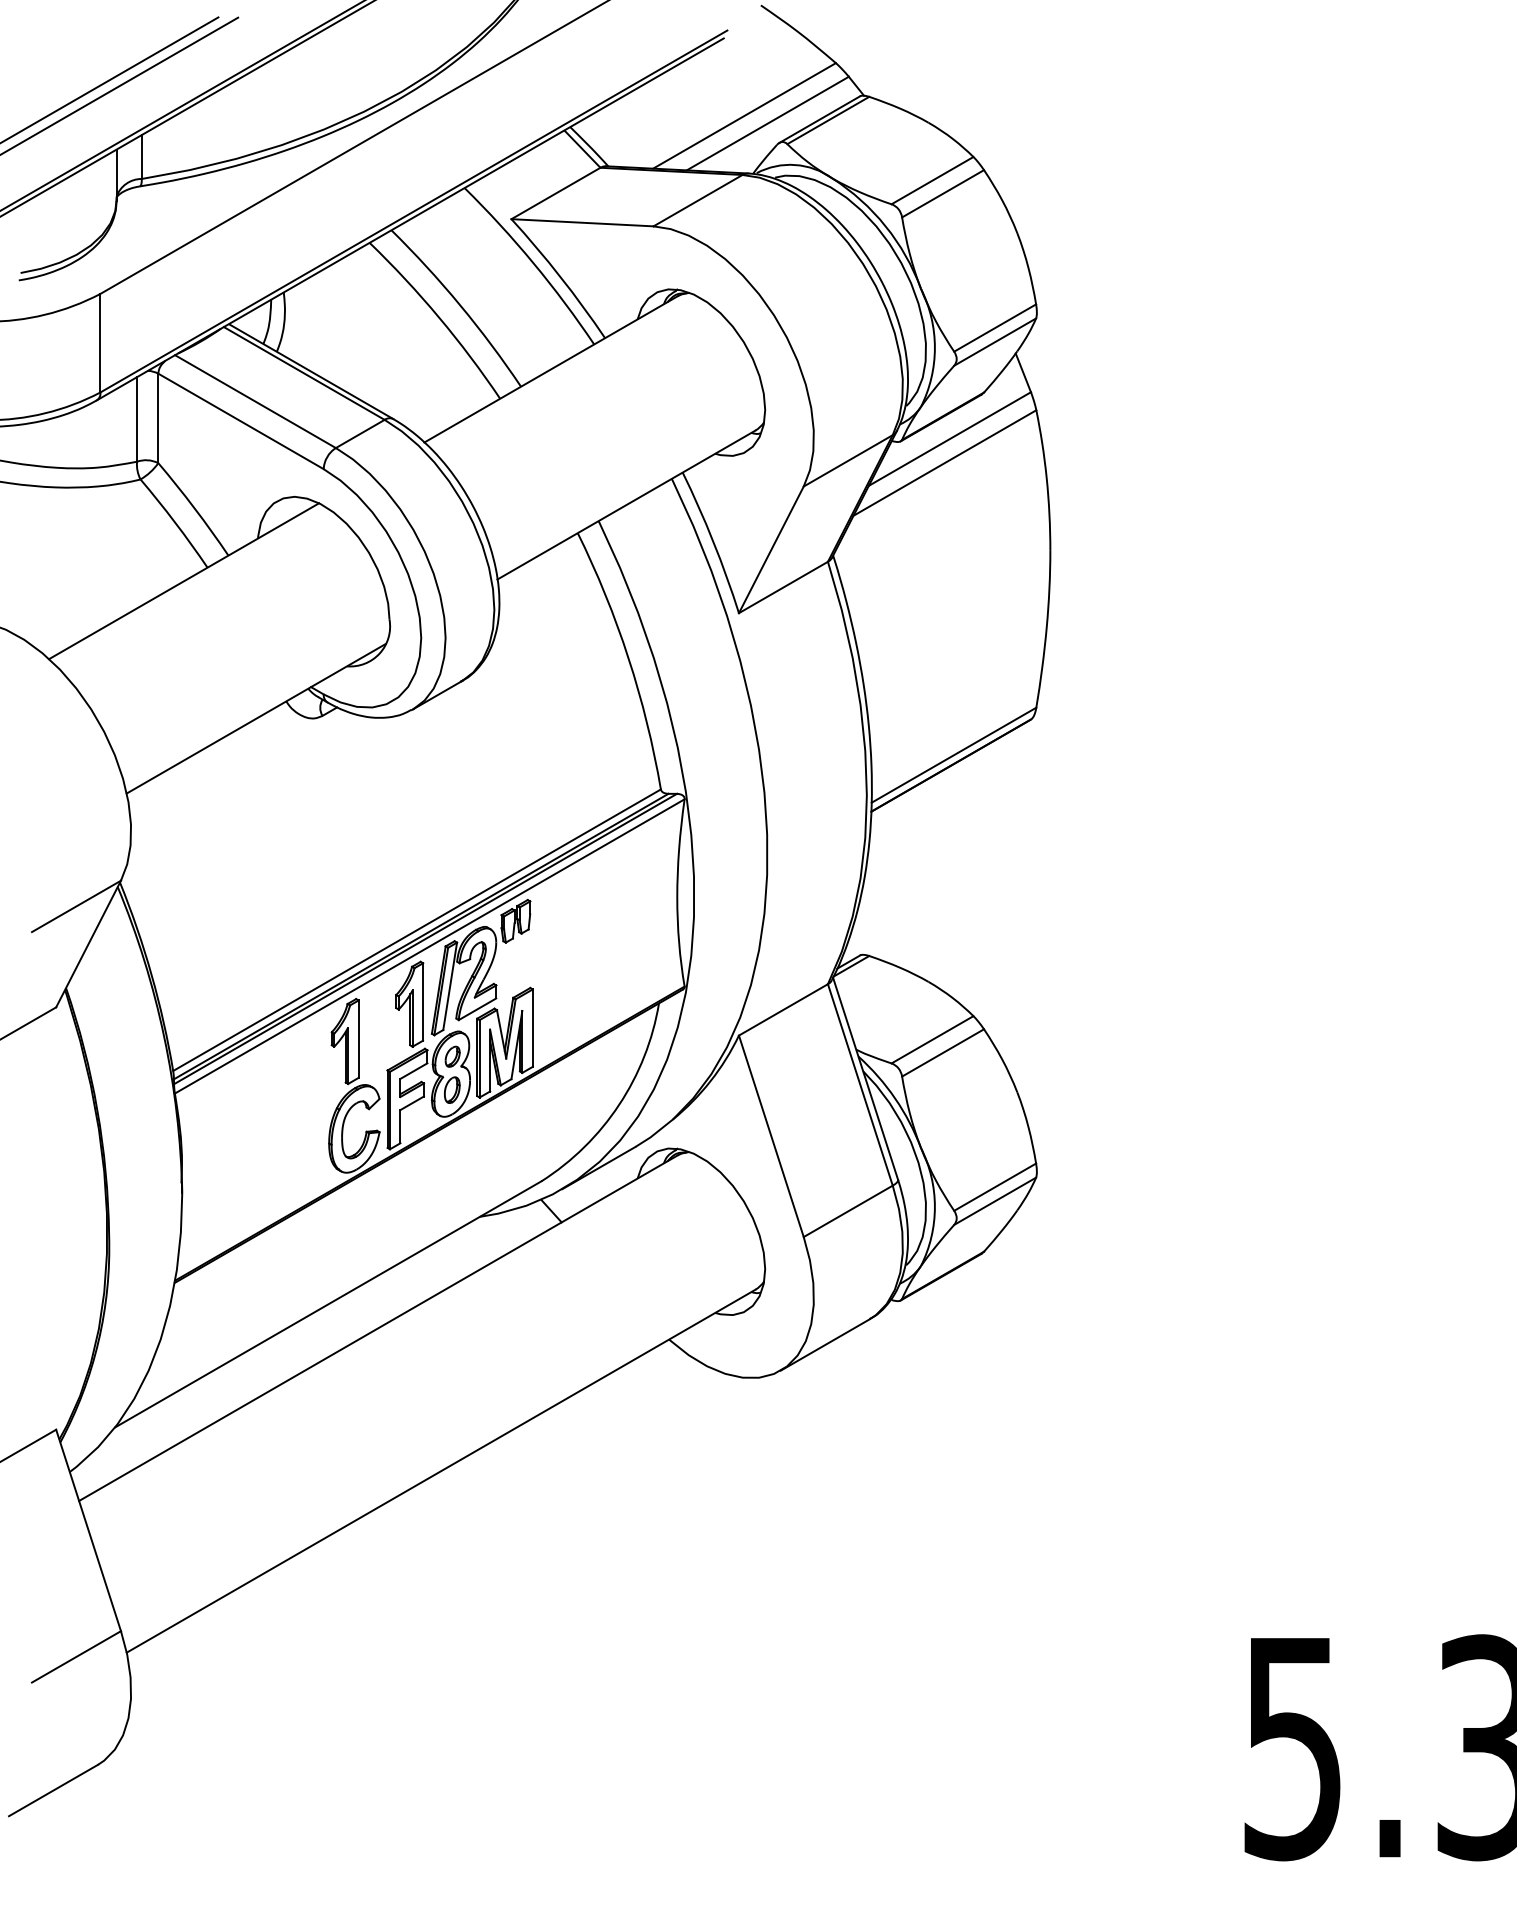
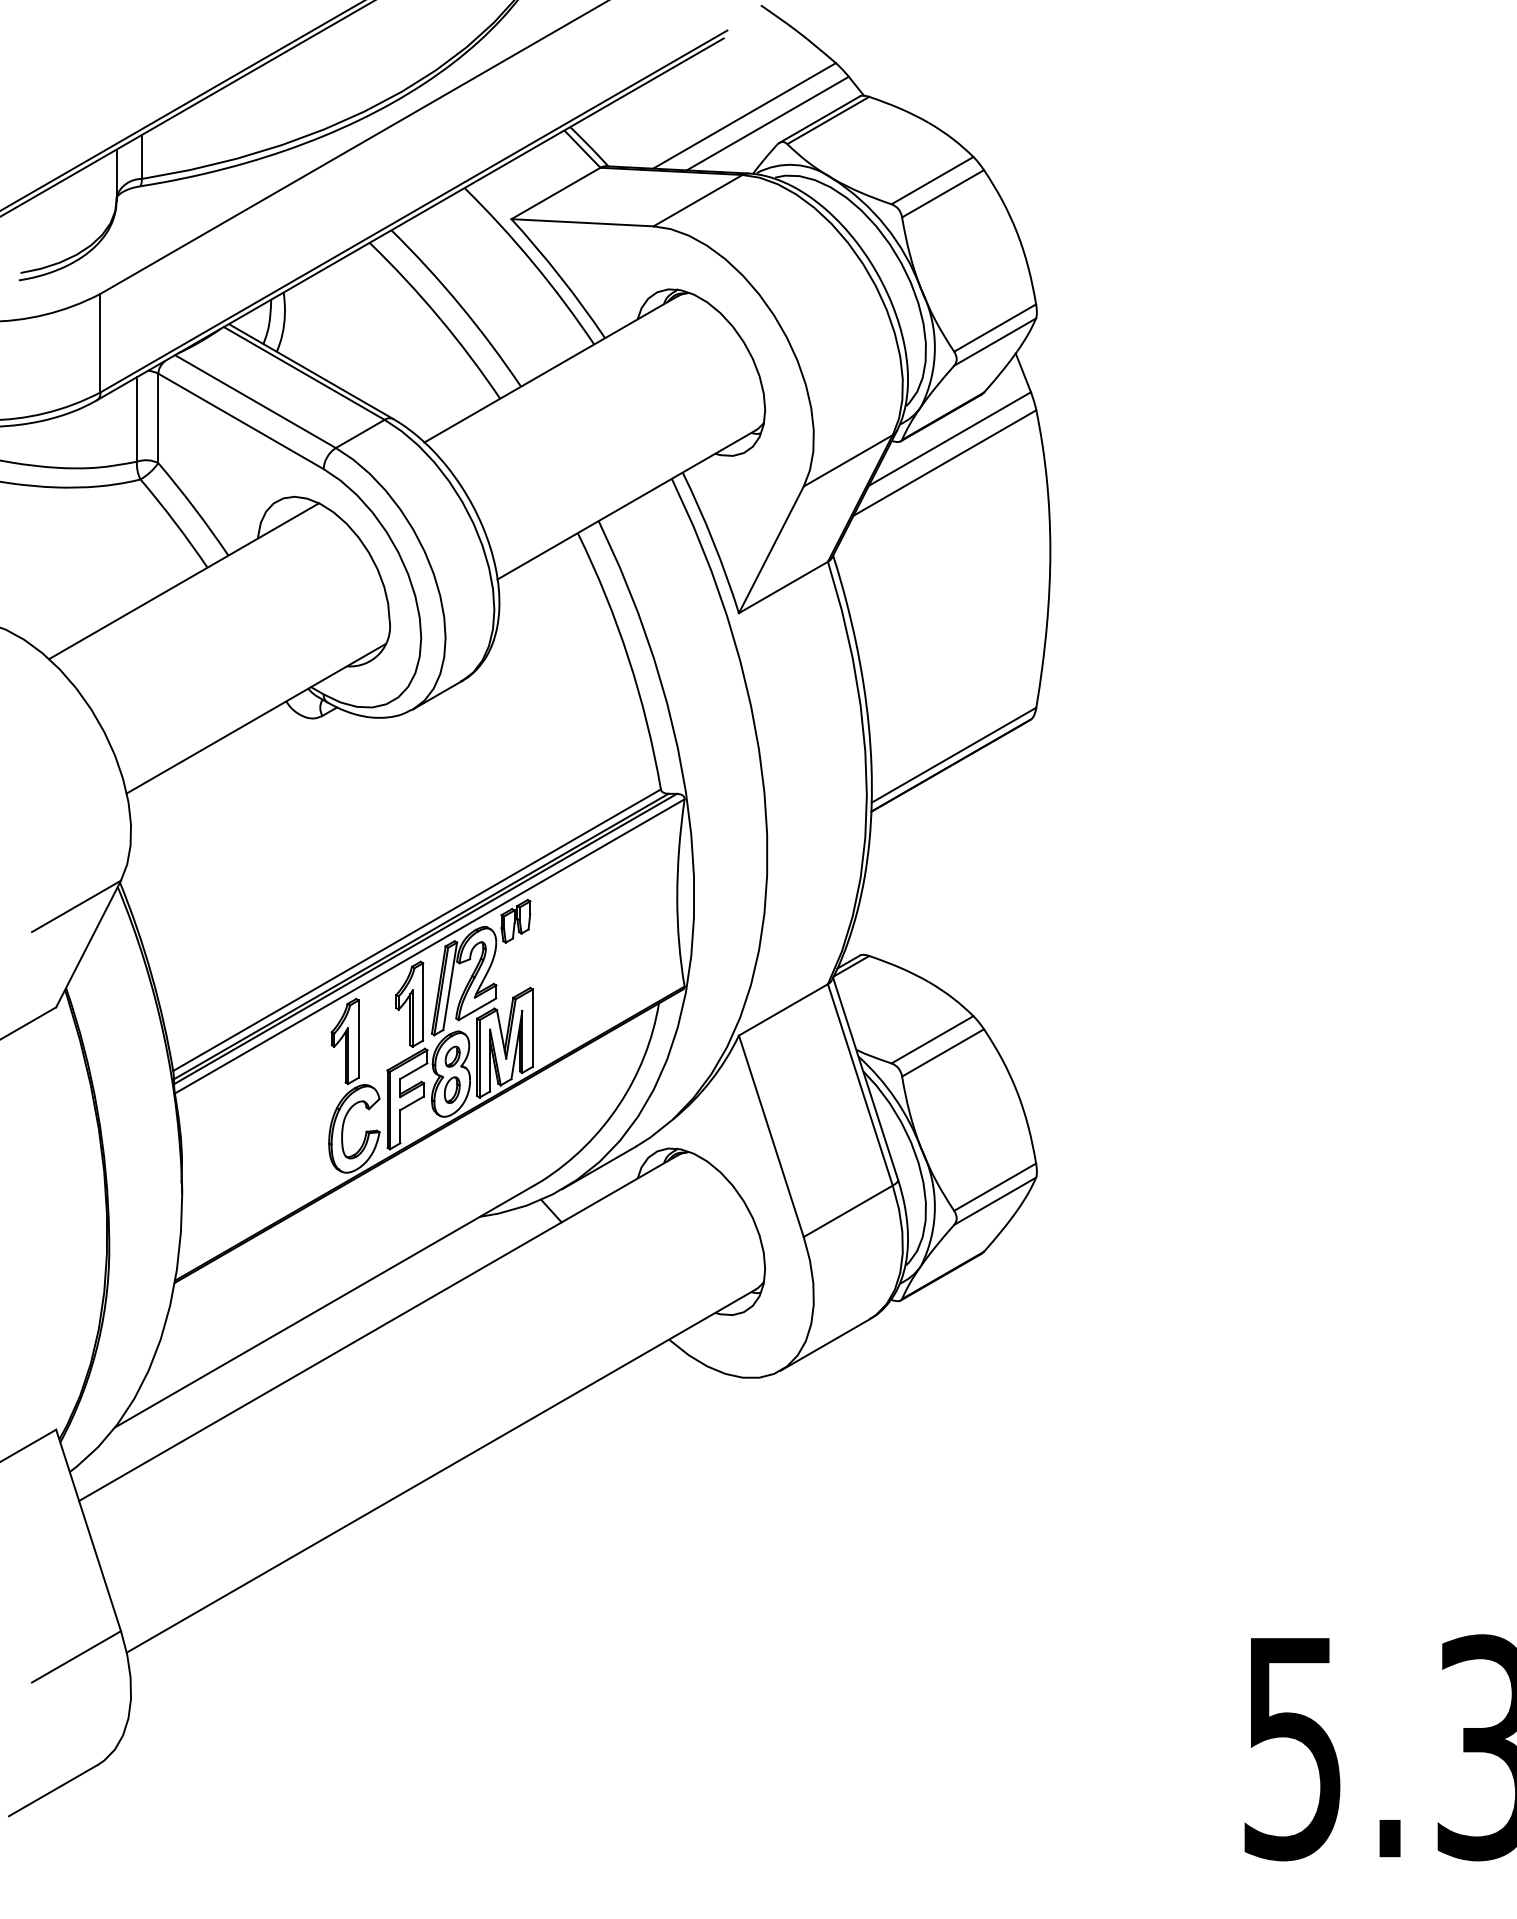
line: present -> none (110, 79)
line: present -> none (120, 85)
